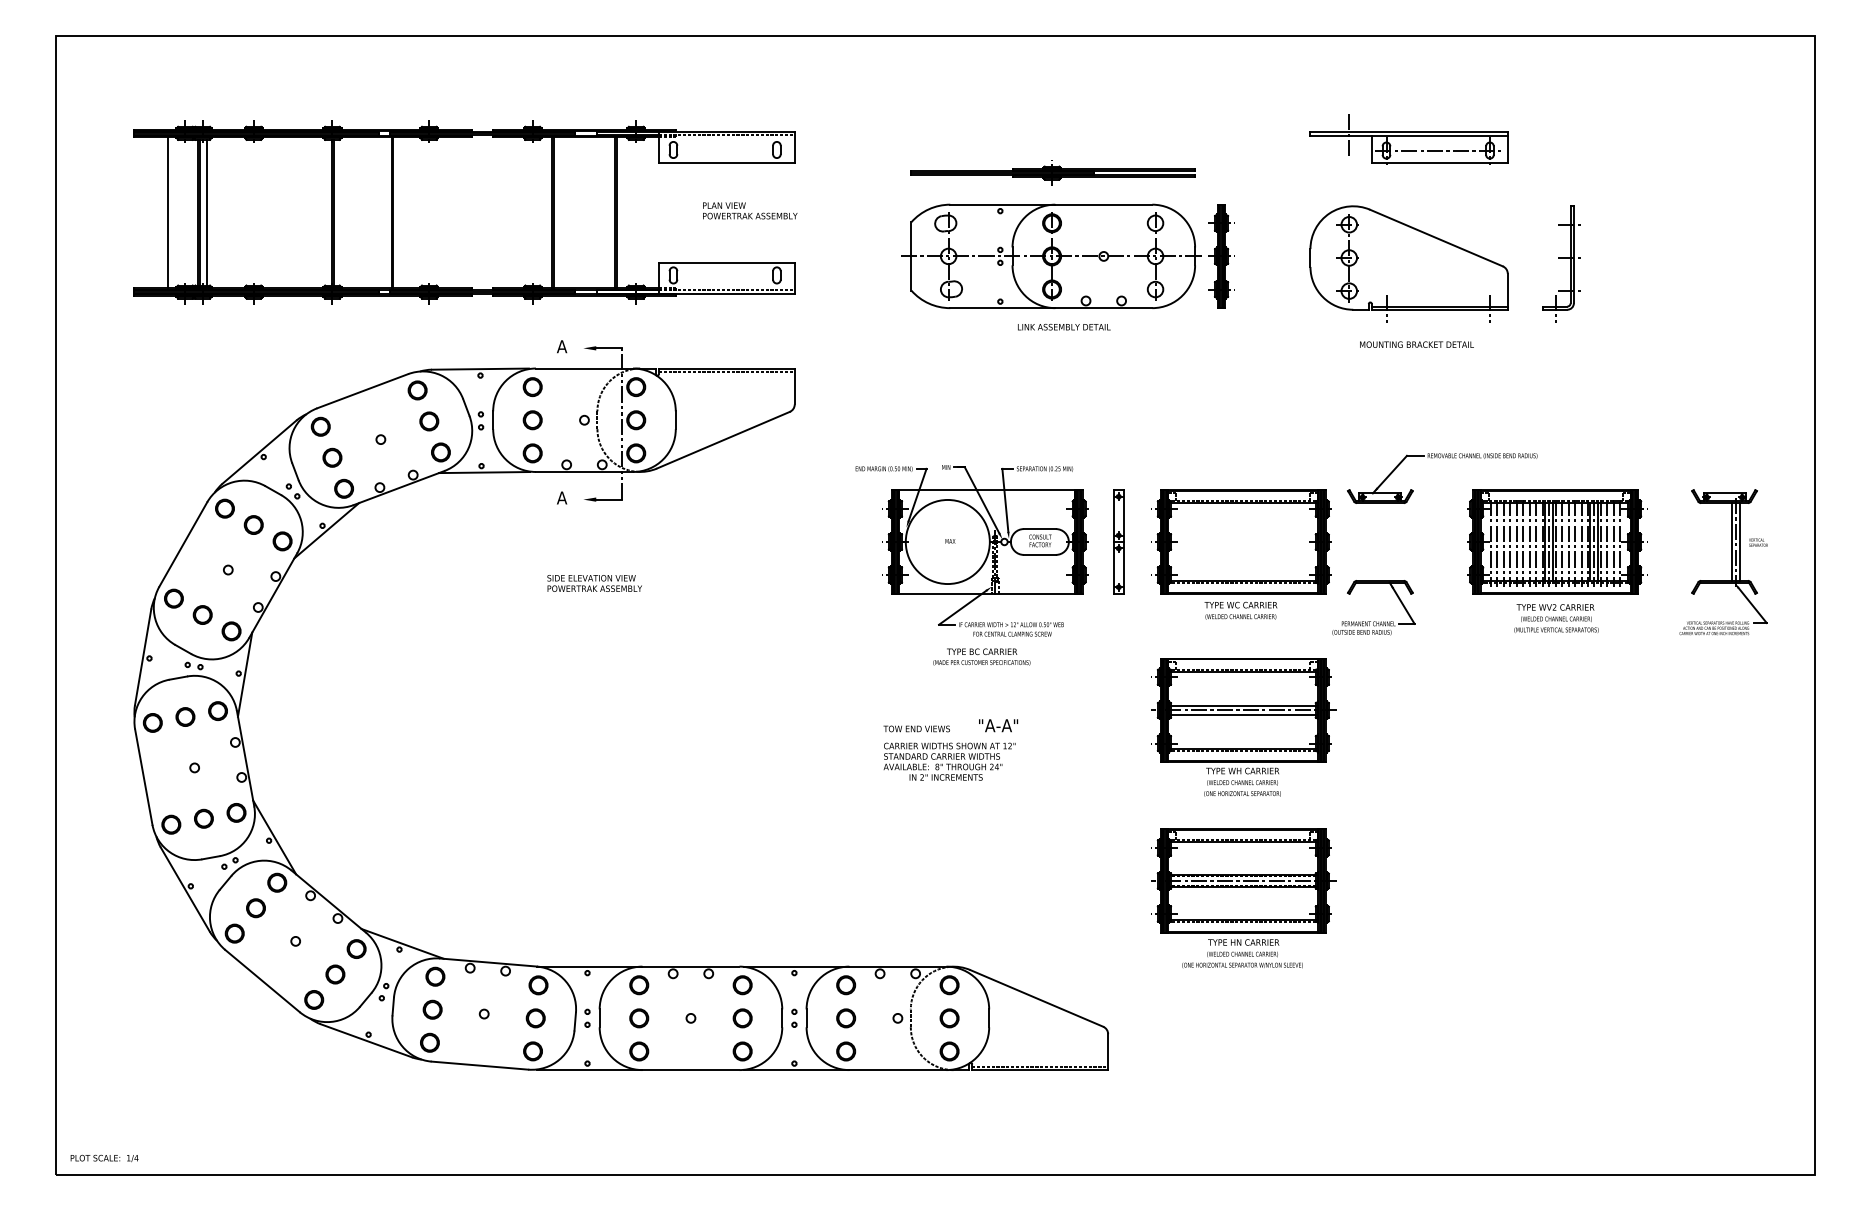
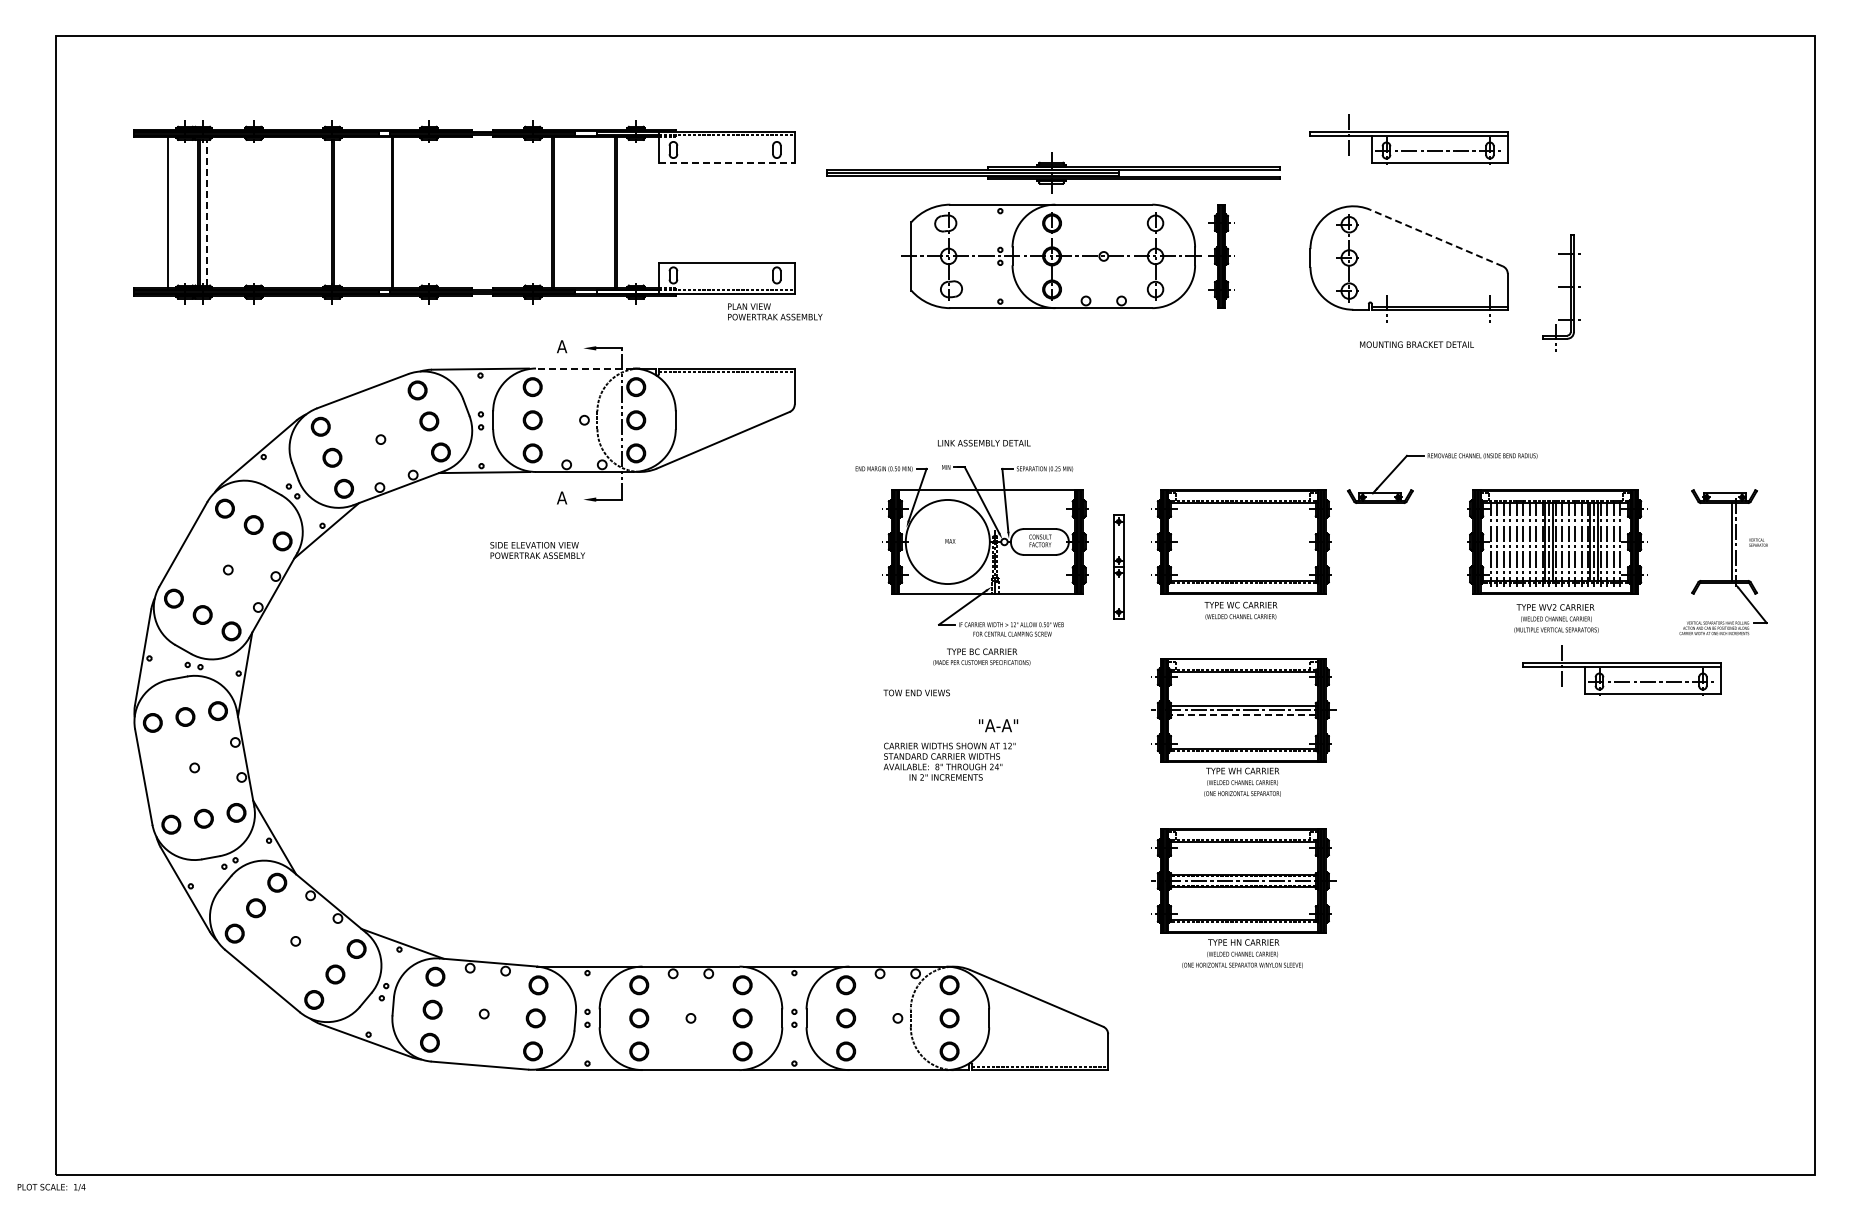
line: solid -> dashed (726, 162)
part size: 286x26 px -> 455x42 px (1053, 172)
text position: (750, 210) -> (775, 311) (775, 311)
line: solid -> dashed (206, 212)
line: solid -> dashed (1436, 237)
part position: (1561, 263) -> (1561, 292) (1561, 292)
text position: (1064, 326) -> (984, 442) (984, 442)
line: solid -> dashed (583, 368)
part position: (1118, 541) -> (1118, 566) (1118, 566)
line: present -> none (1739, 541)
text position: (594, 583) -> (537, 550) (537, 550)
part: present -> none (1373, 621)
part: none -> present (1621, 670)
line: solid -> dashed (1242, 715)
text position: (916, 728) -> (916, 692) (916, 692)
text position: (104, 1158) -> (51, 1187) (51, 1187)
